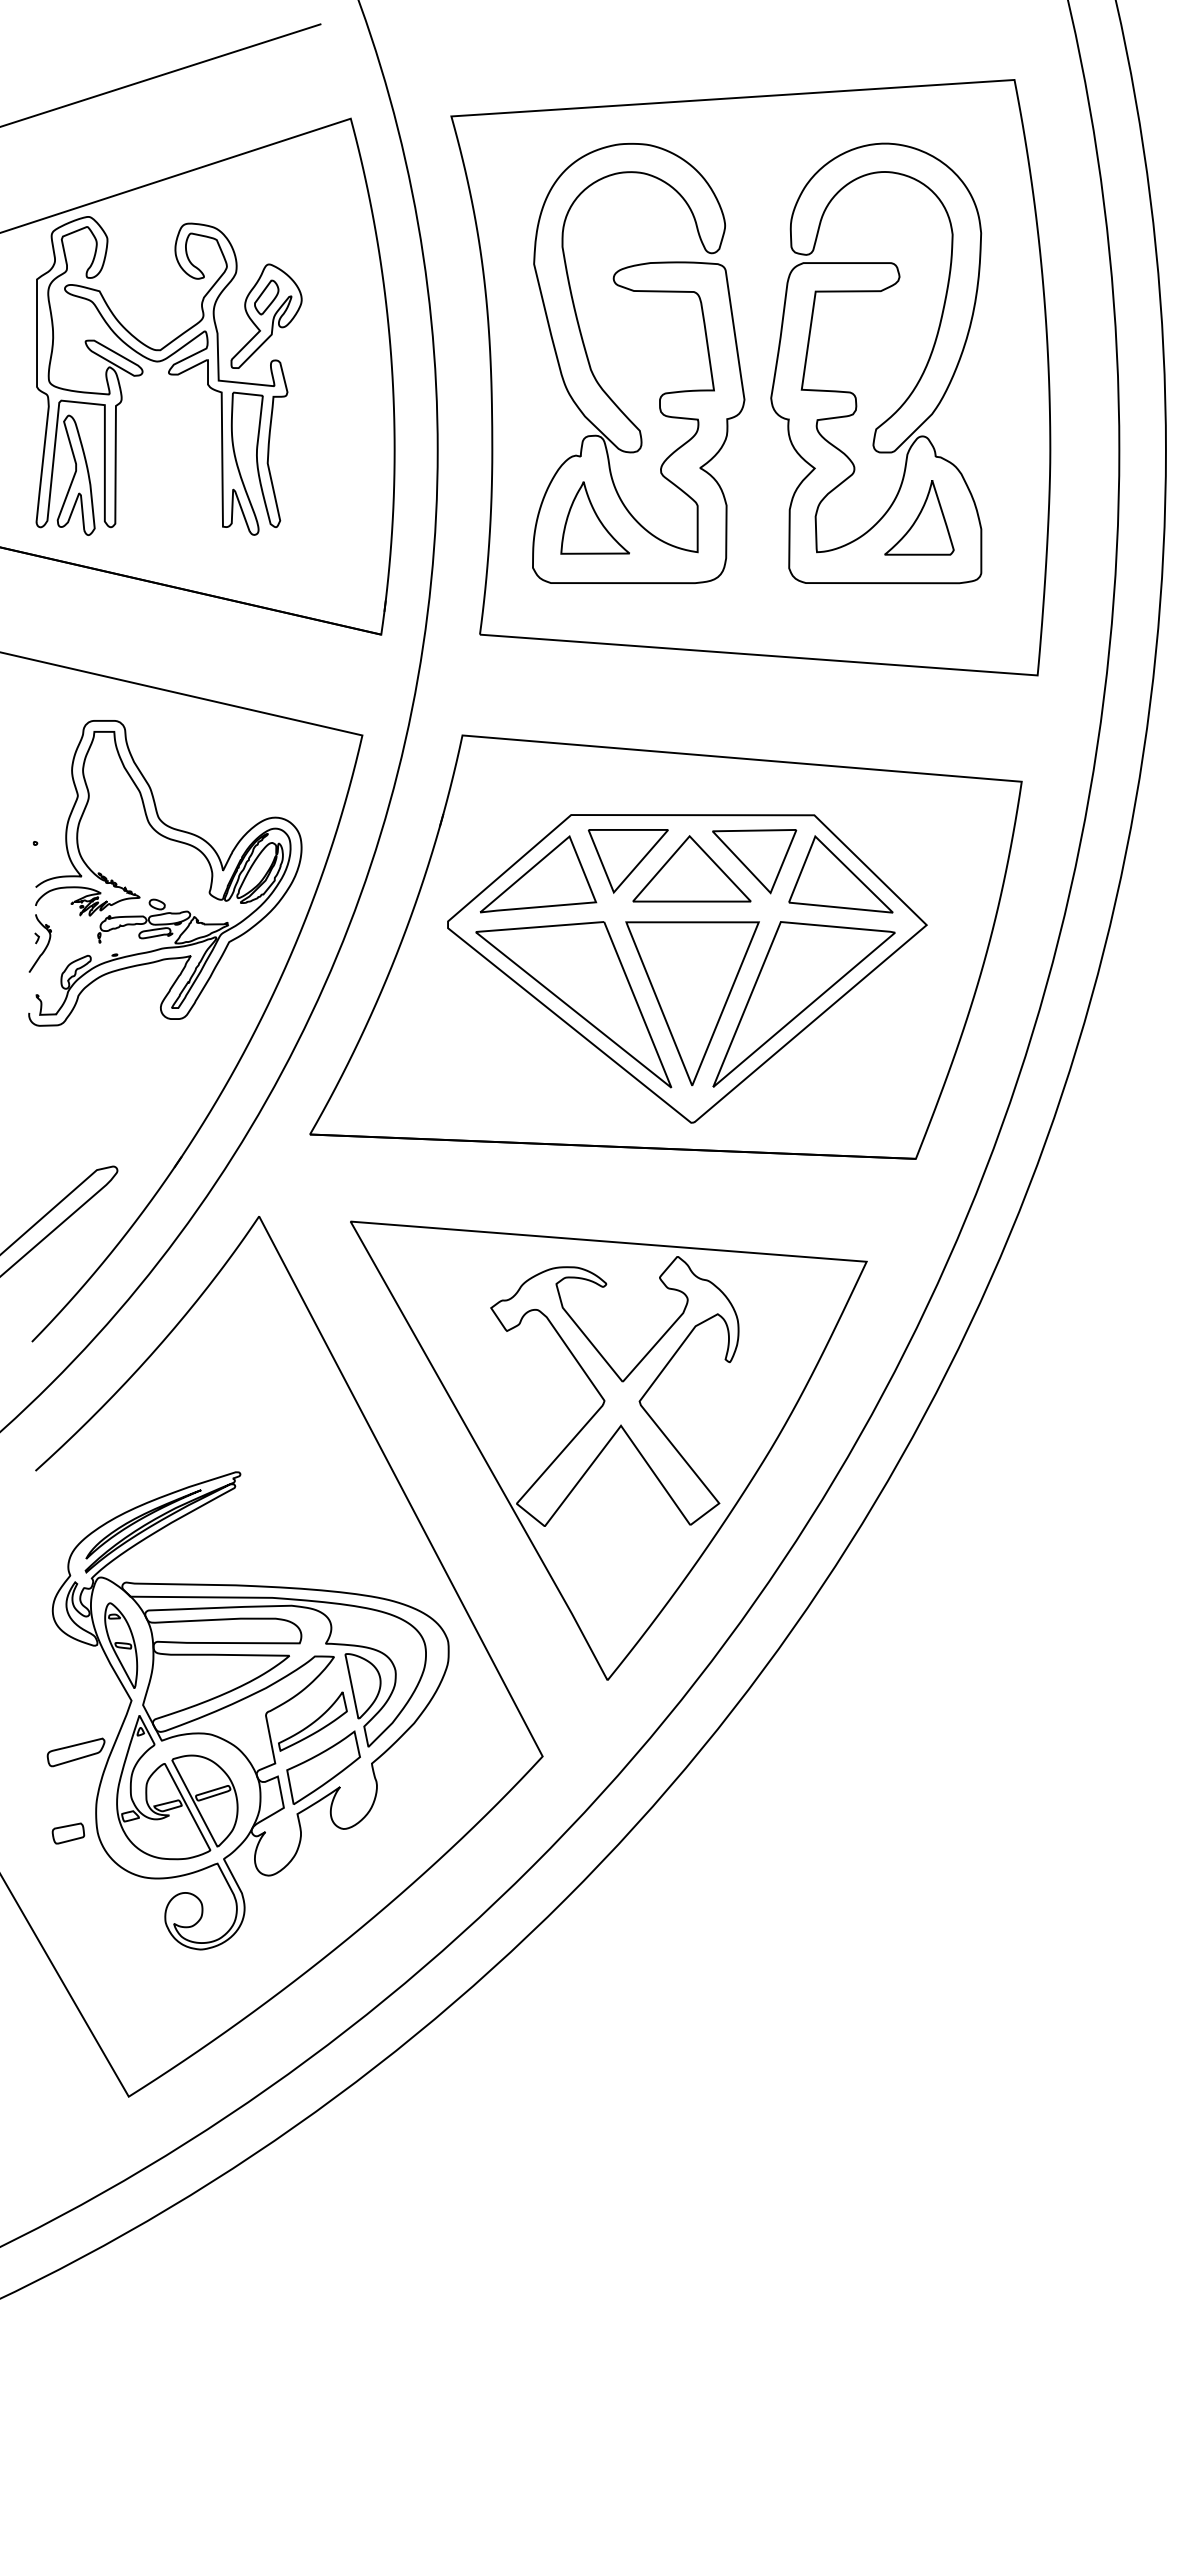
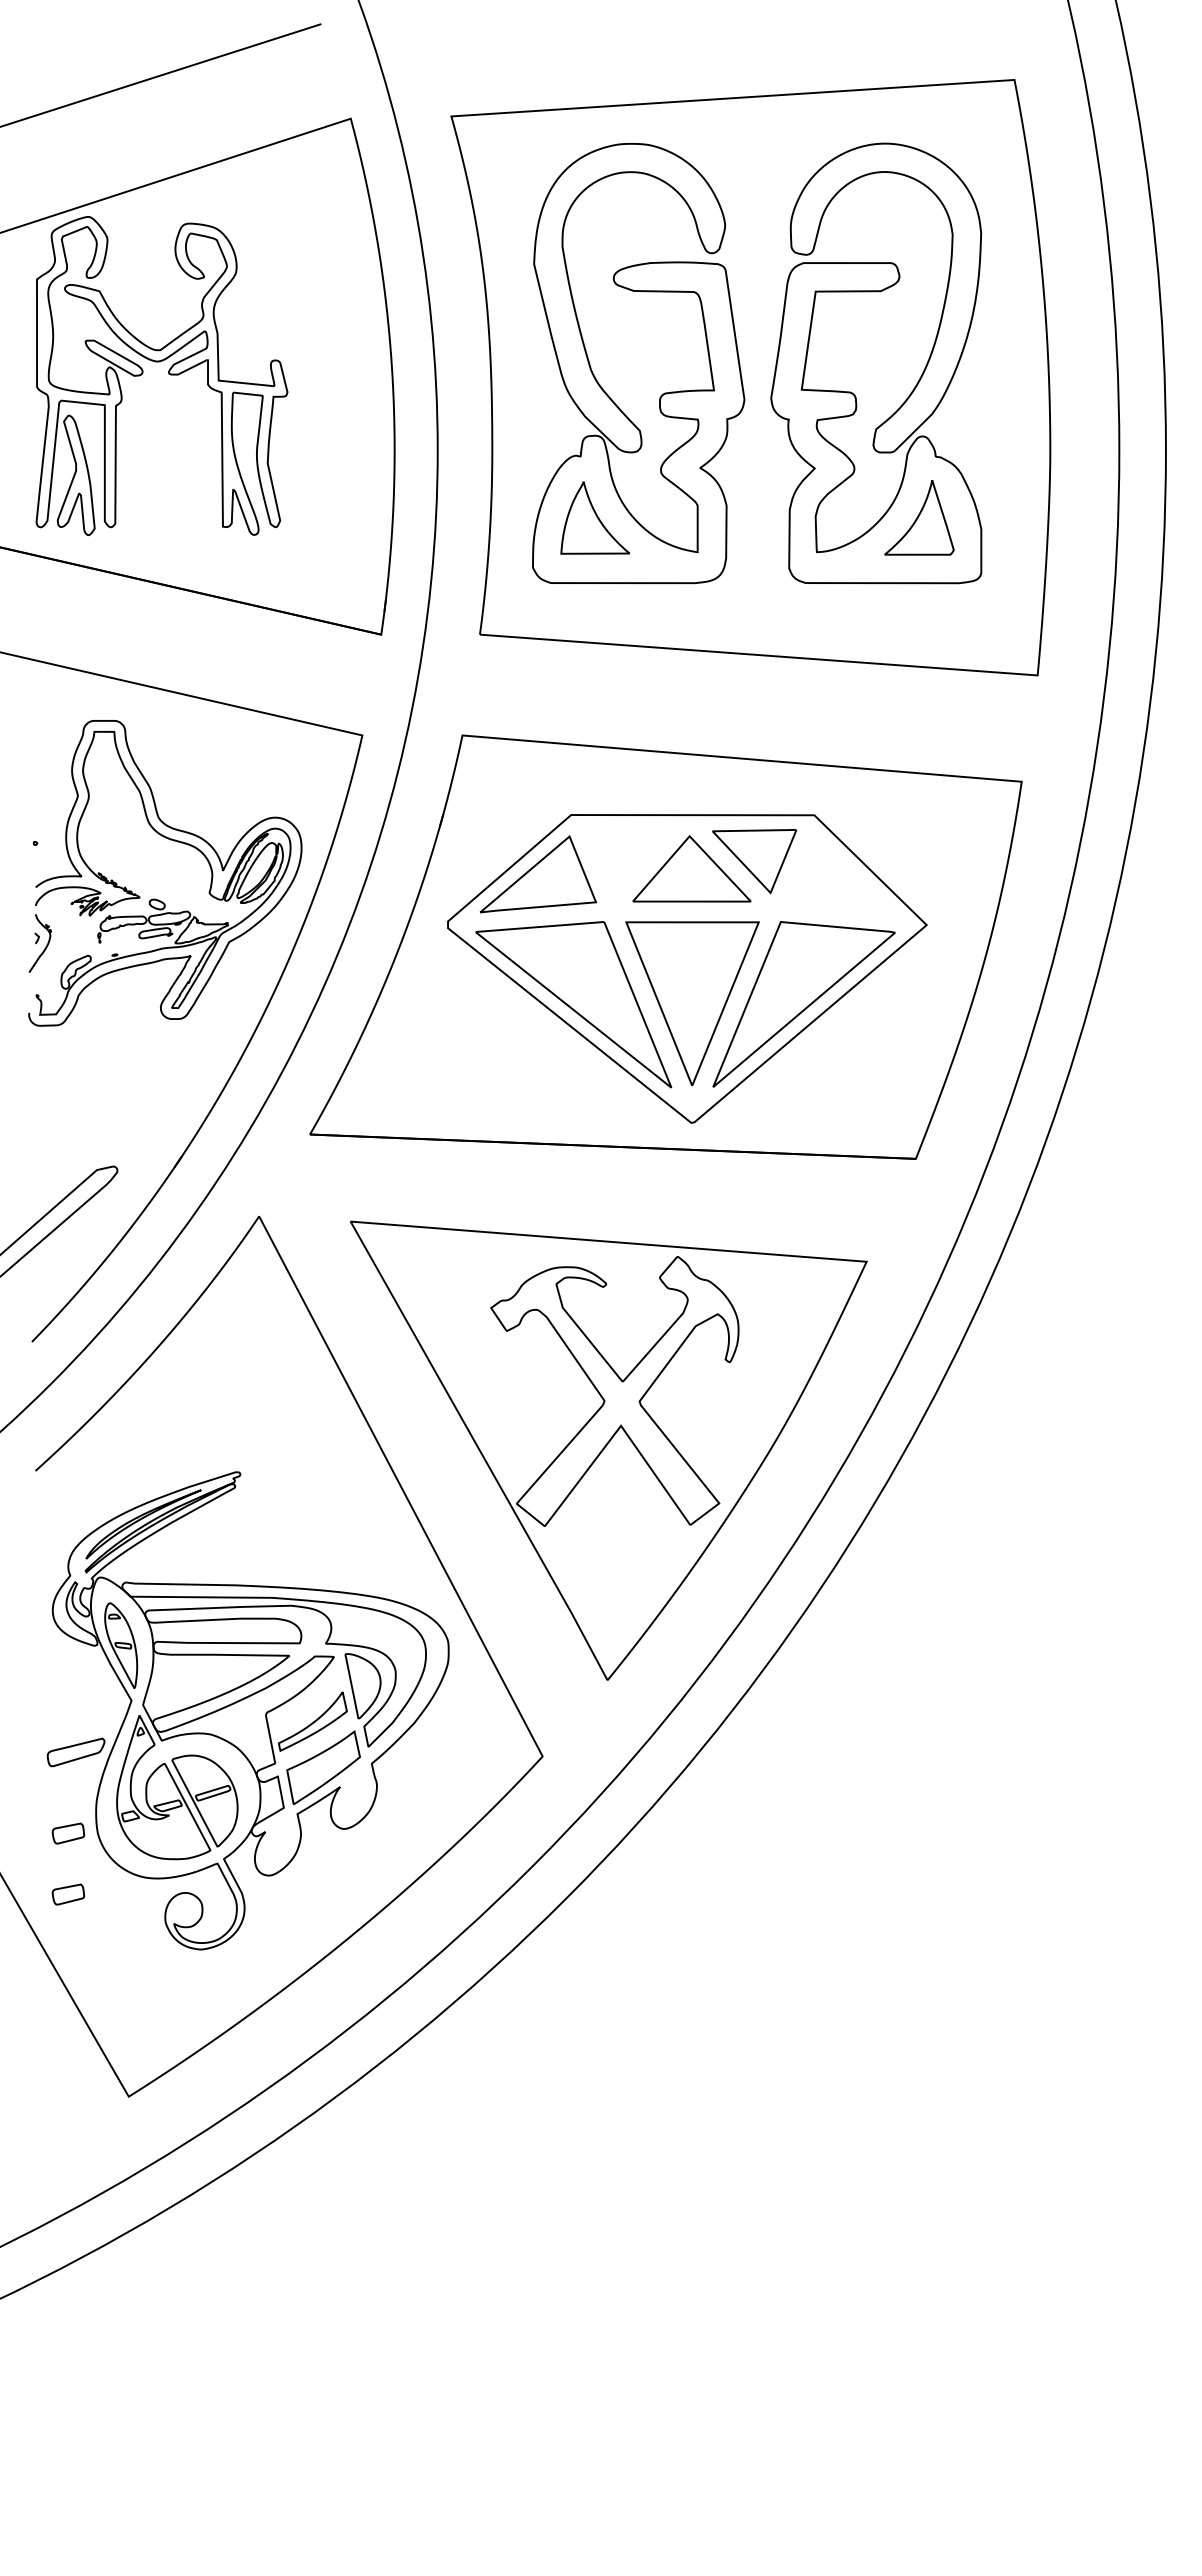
part: present -> none (266, 315)
part: present -> none (627, 861)
part: present -> none (840, 874)
part: none -> present (68, 1894)
